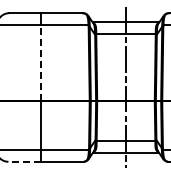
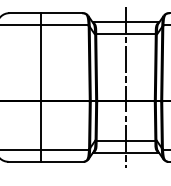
line: dashed -> solid (40, 62)
line: dashed -> solid (24, 161)
